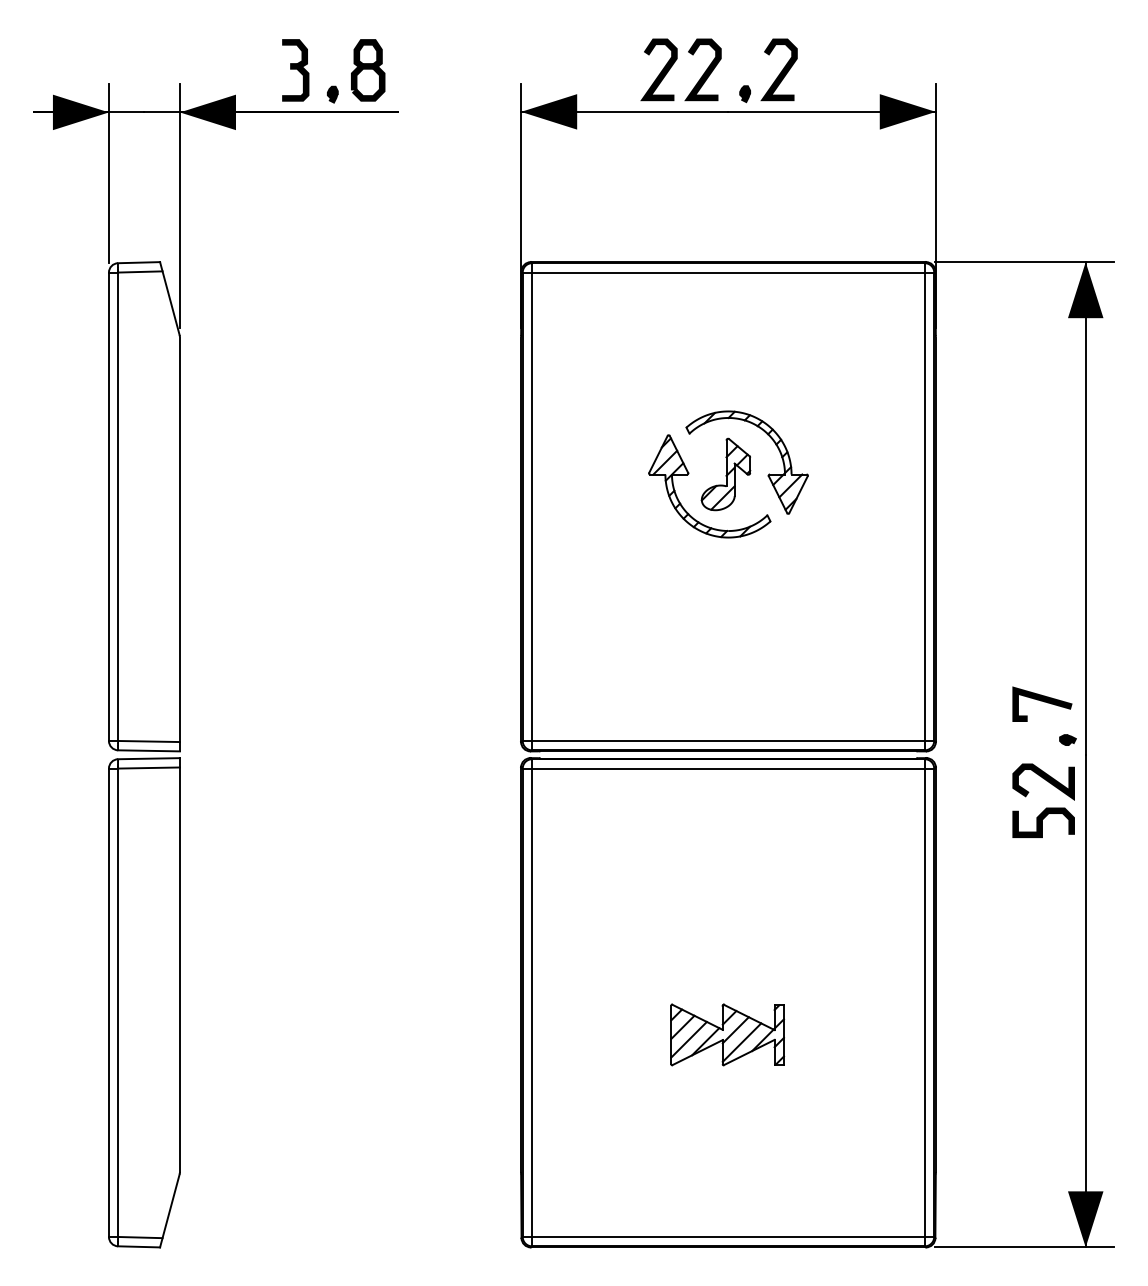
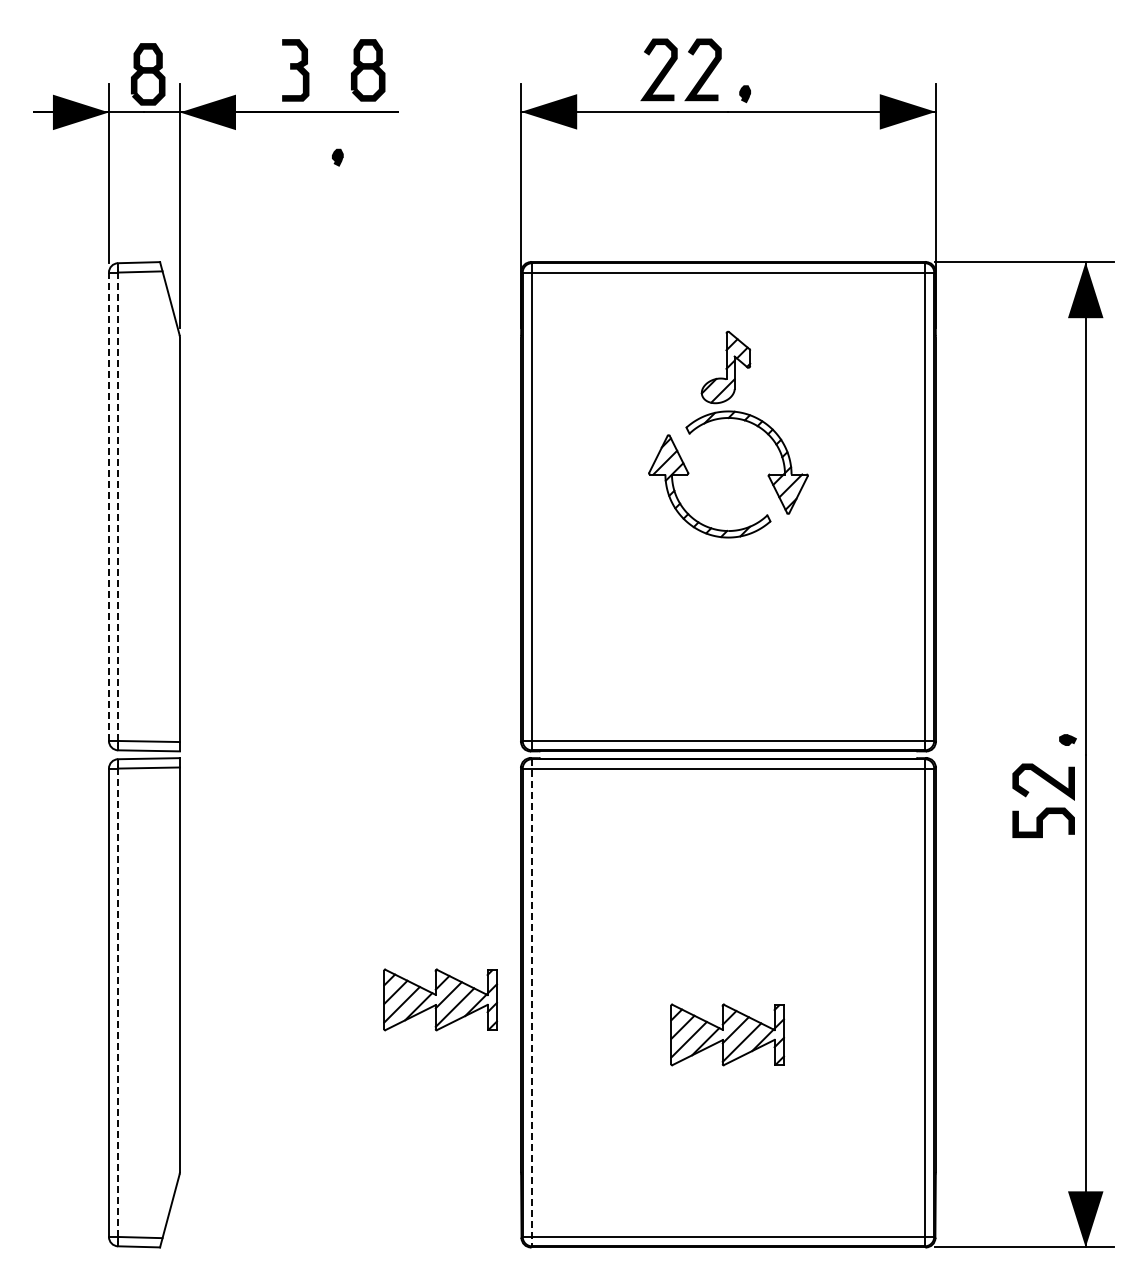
curve: present -> none (781, 70)
part: none -> present (148, 74)
part position: (332, 94) -> (337, 157) (337, 157)
part position: (725, 474) -> (725, 367) (725, 367)
line: solid -> dashed (108, 506)
line: solid -> dashed (118, 506)
line: present -> none (1042, 701)
part: none -> present (440, 999)
line: solid -> dashed (118, 1002)
line: solid -> dashed (532, 1002)
